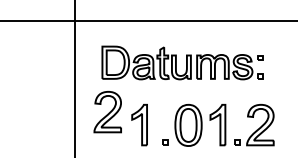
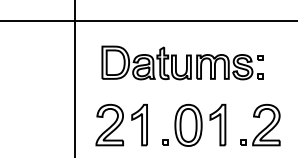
part position: (107, 112) -> (109, 125) (109, 125)
part position: (254, 125) -> (260, 125) (260, 125)
